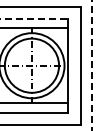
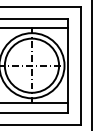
line: dashed -> solid (34, 18)
line: dashed -> solid (91, 65)
